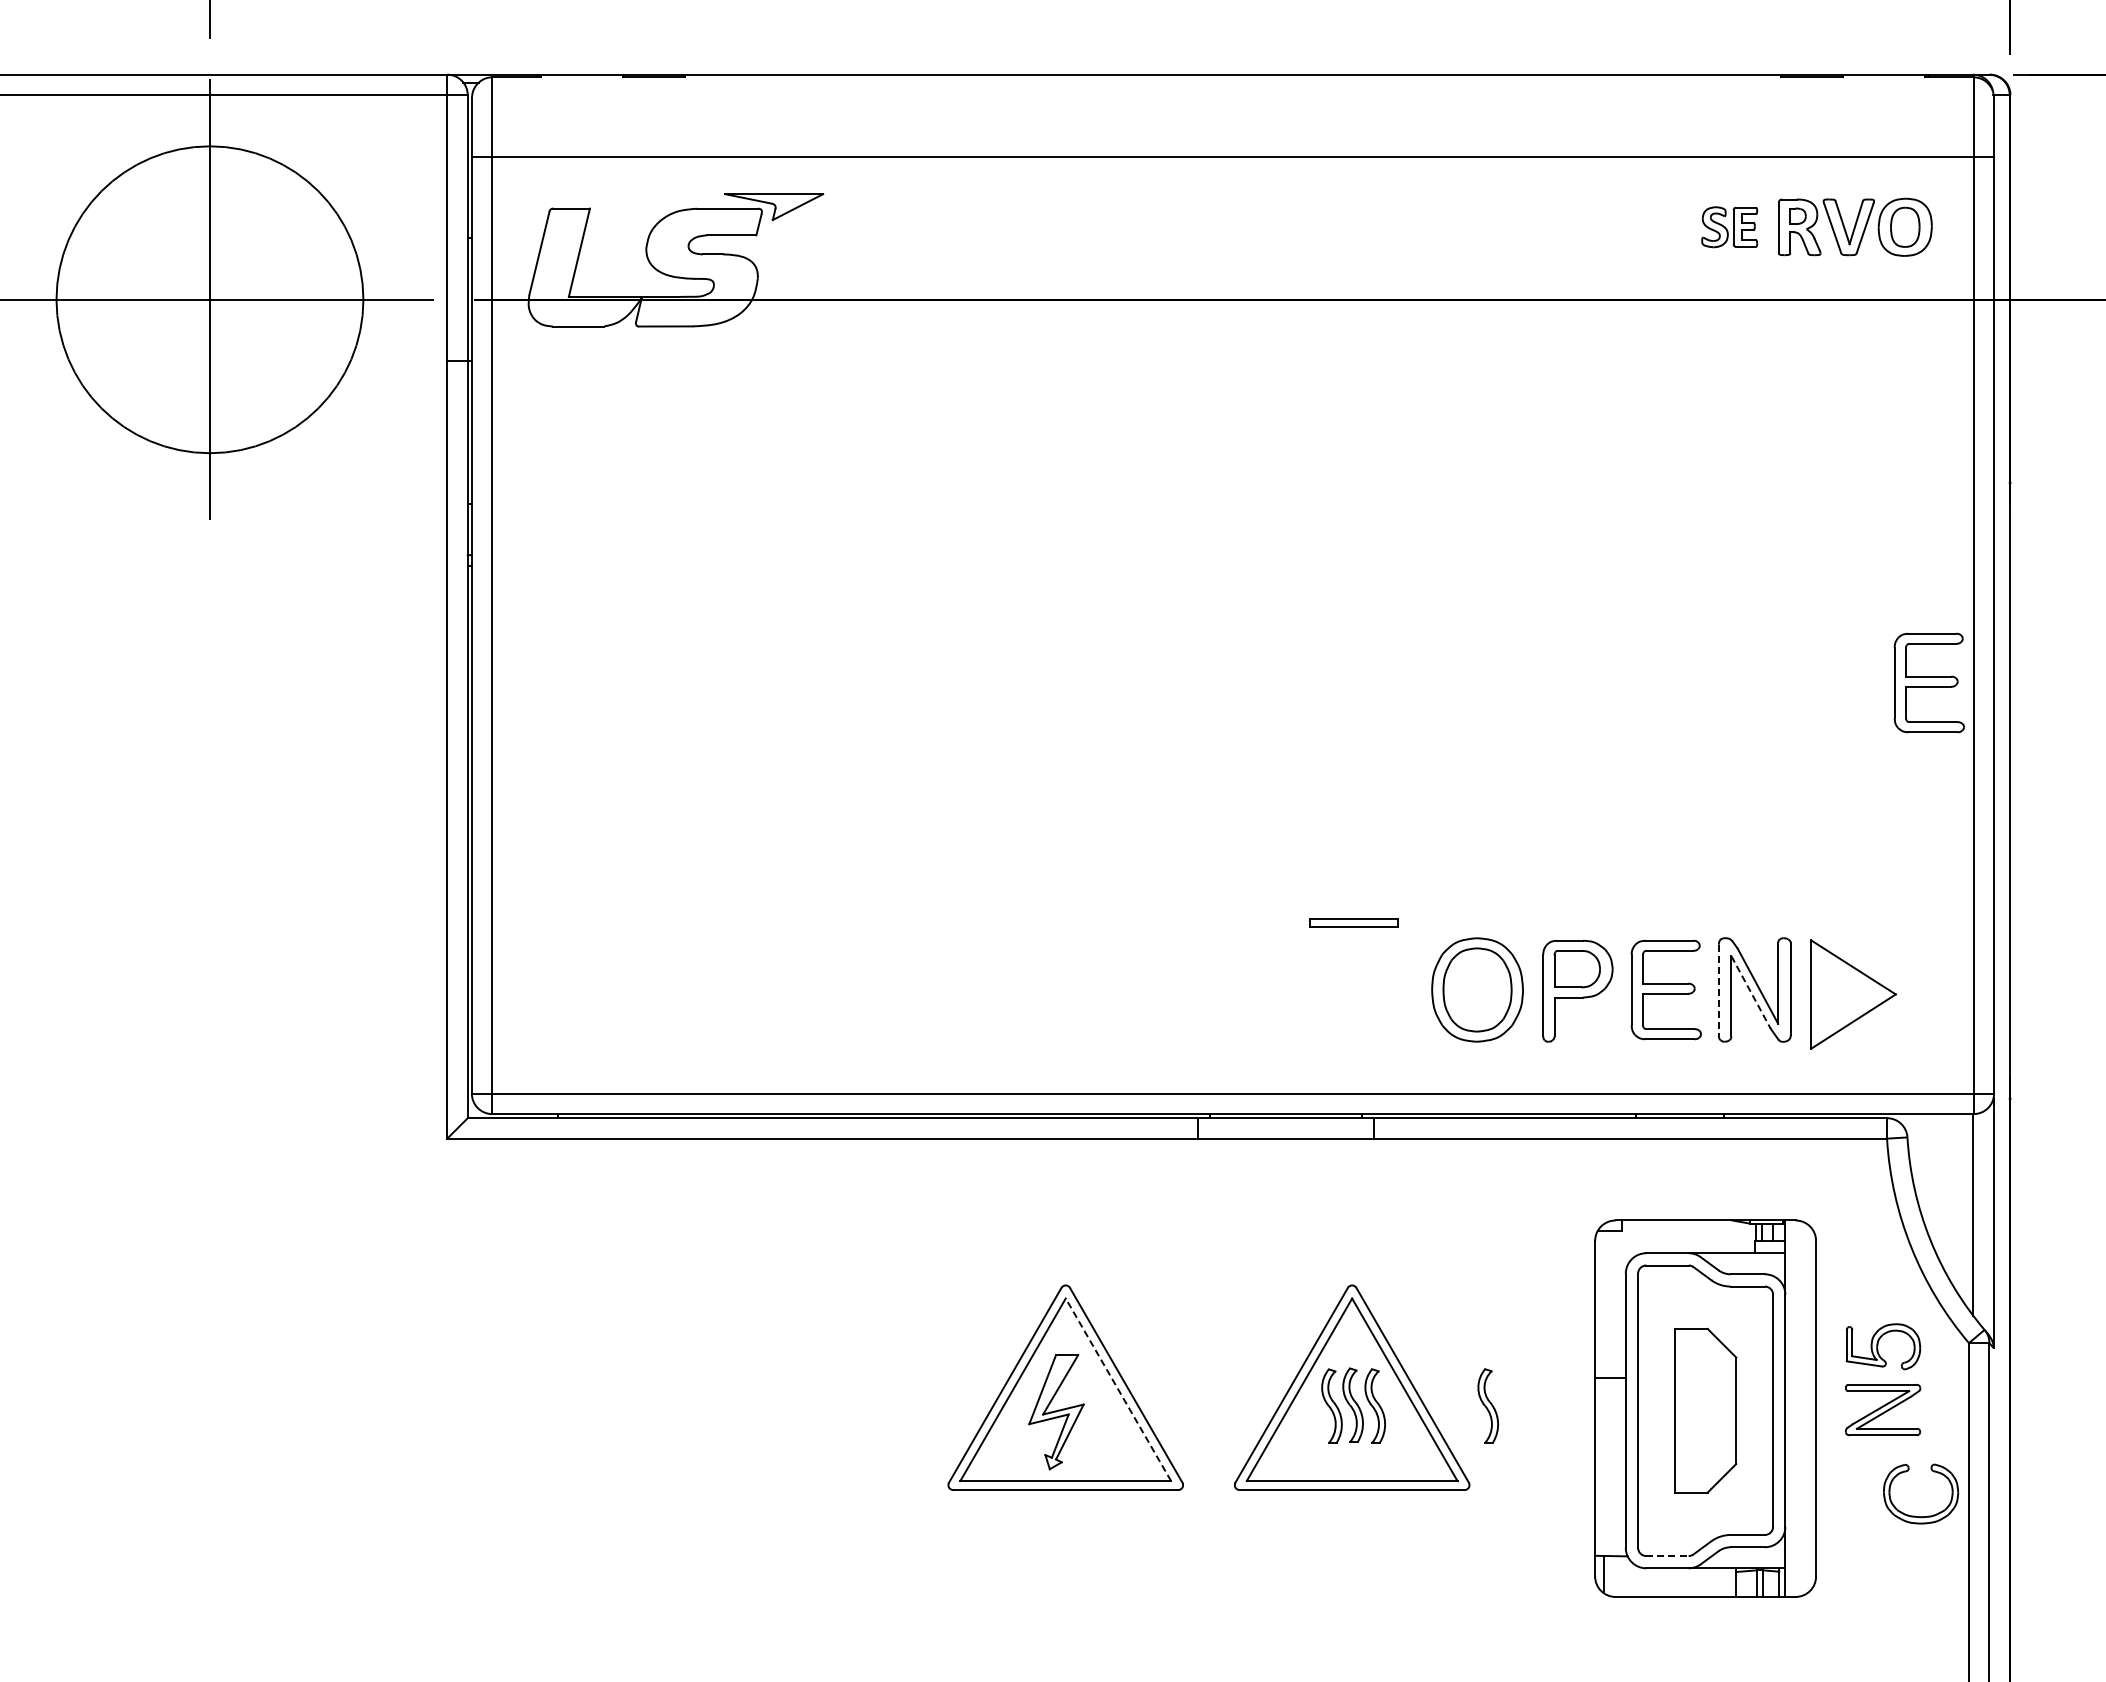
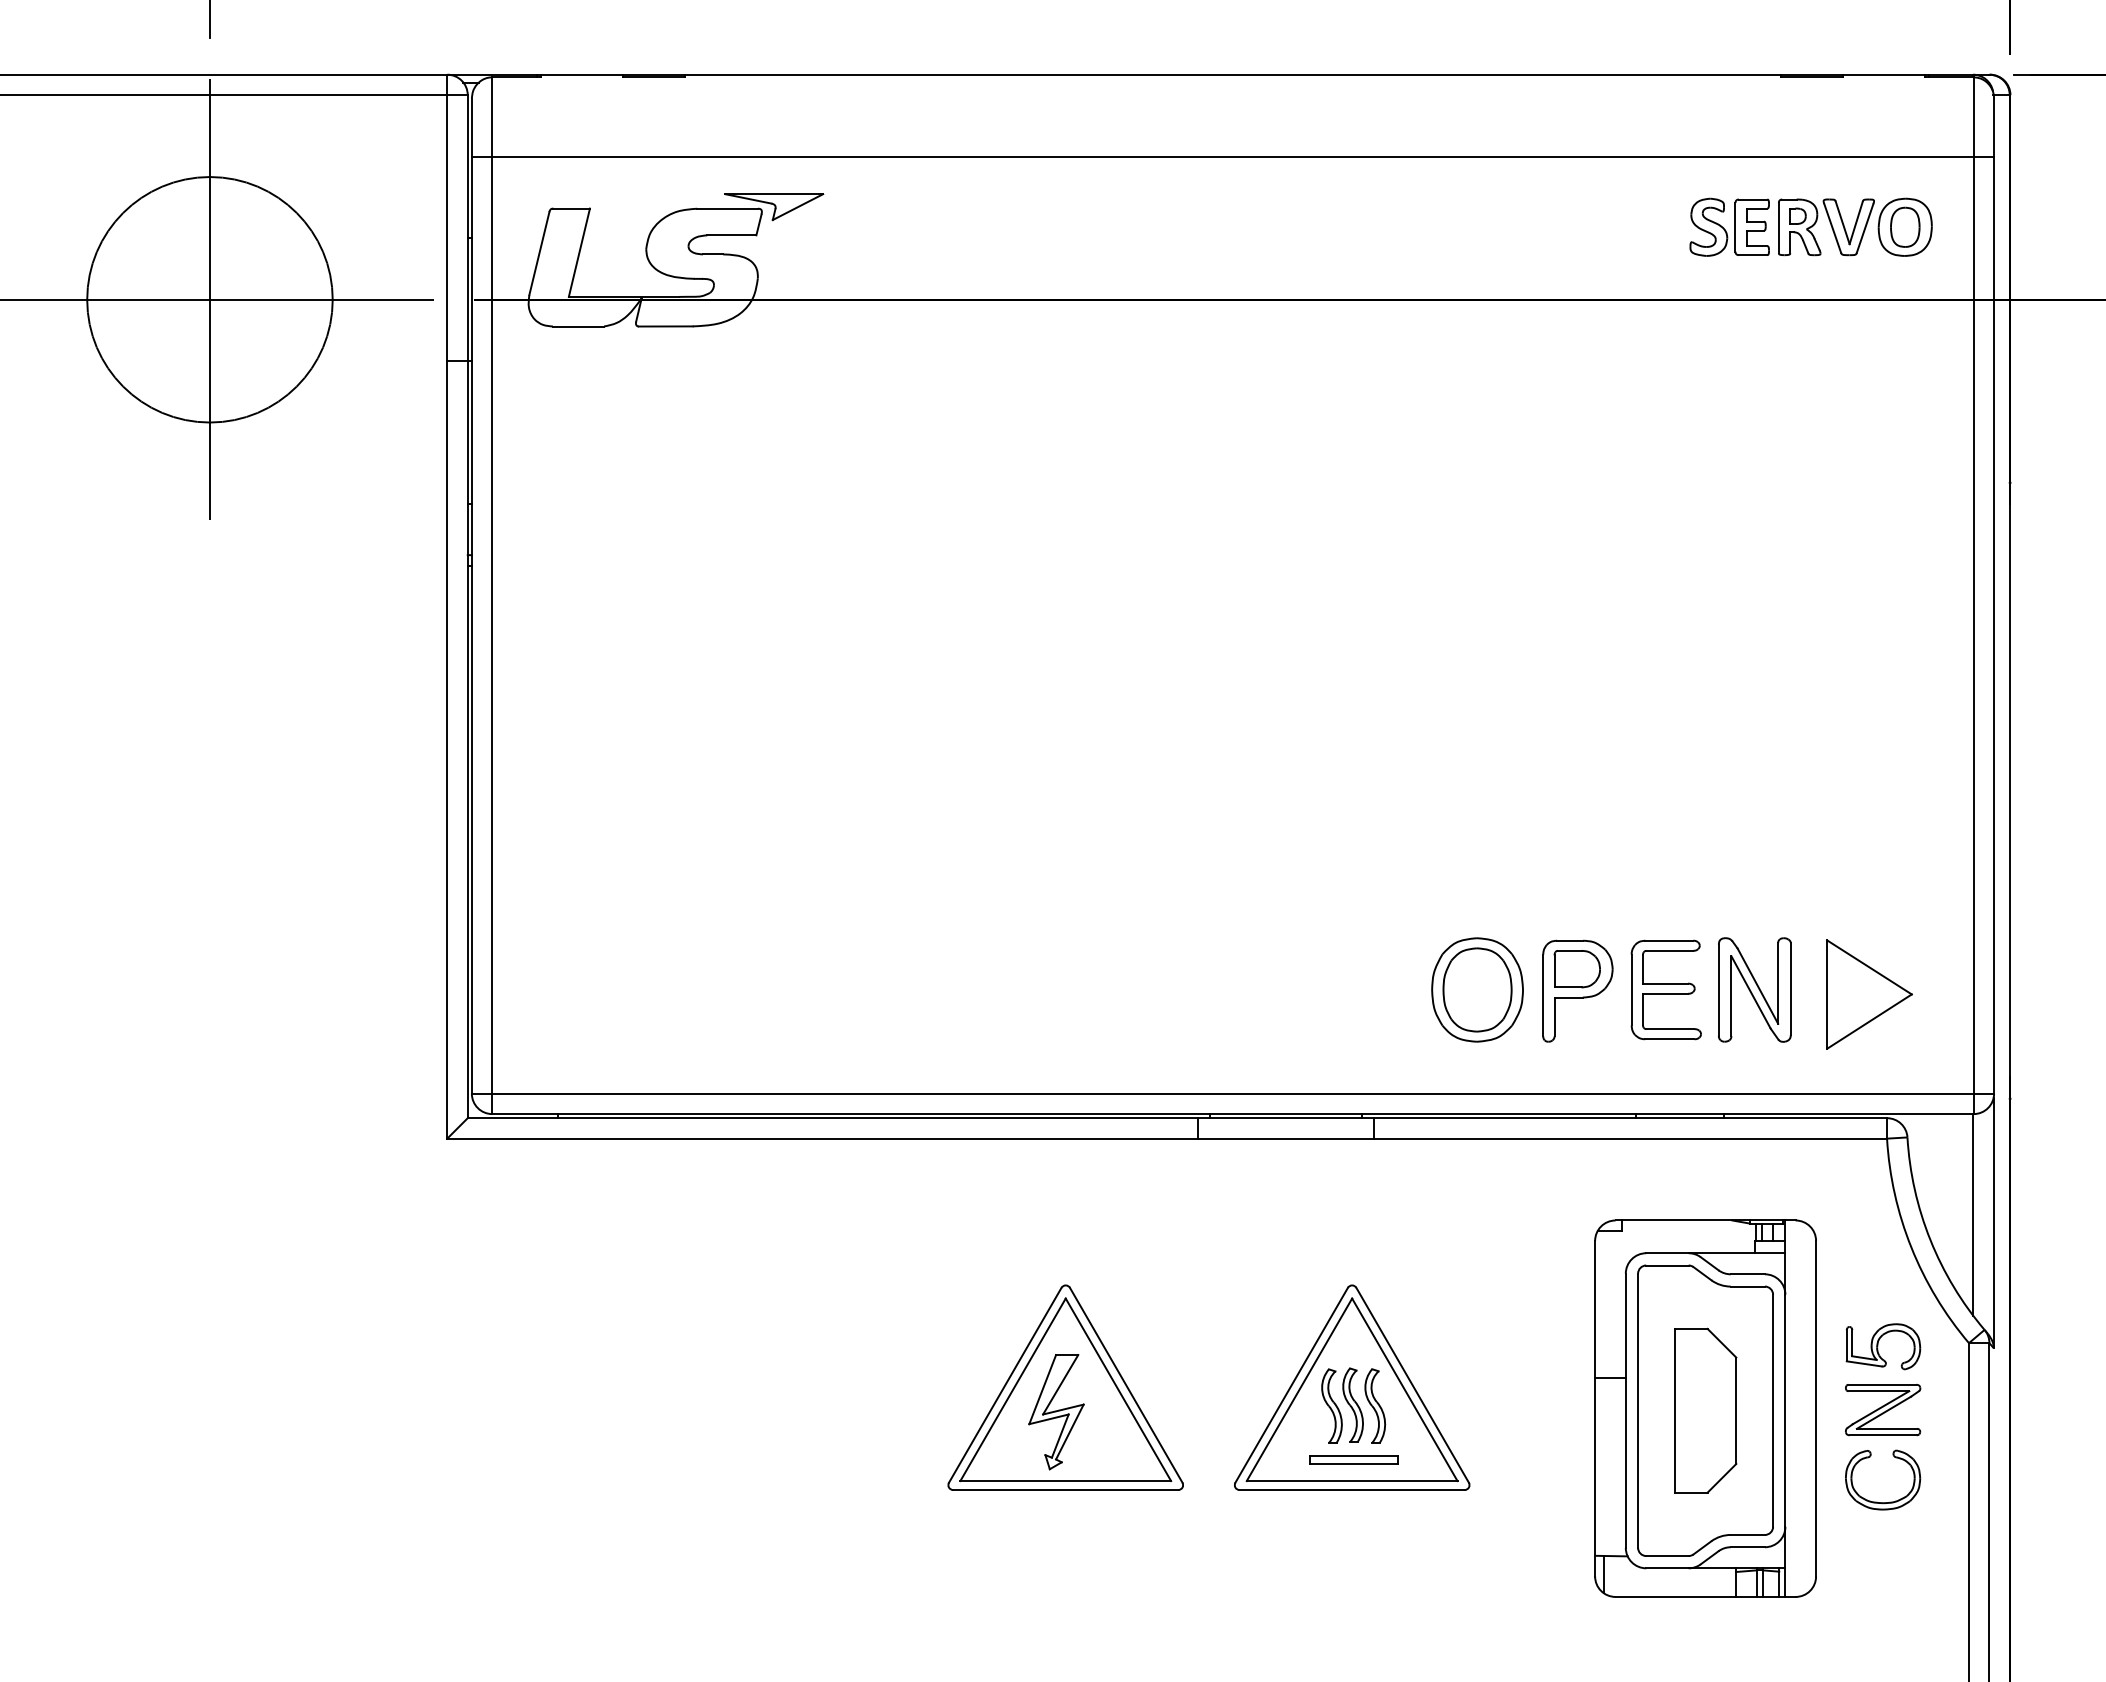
part size: 58x43 px -> 81x60 px (1729, 226)
circle diameter: 307 px -> 246 px (209, 299)
part: present -> none (1928, 682)
part position: (1353, 922) -> (1353, 1459) (1353, 1459)
line: dashed -> solid (1718, 990)
line: dashed -> solid (1751, 992)
part position: (1853, 994) -> (1869, 994) (1869, 994)
line: dashed -> solid (1118, 1389)
part: present -> none (1488, 1405)
part position: (1927, 1515) -> (1889, 1501) (1889, 1501)
line: dashed -> solid (1667, 1556)
